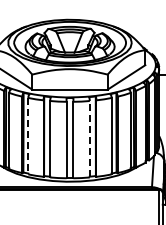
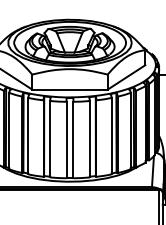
line: dashed -> solid (28, 136)
line: dashed -> solid (89, 138)
